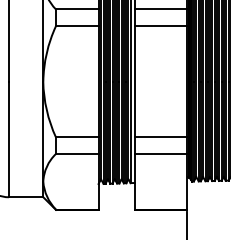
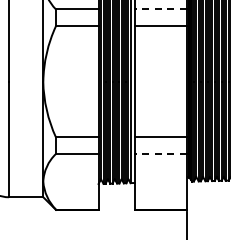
line: solid -> dashed (160, 9)
line: solid -> dashed (160, 153)
